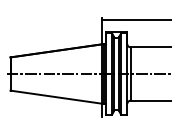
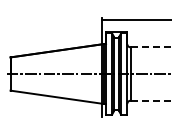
line: solid -> dashed (150, 47)
line: solid -> dashed (150, 100)
